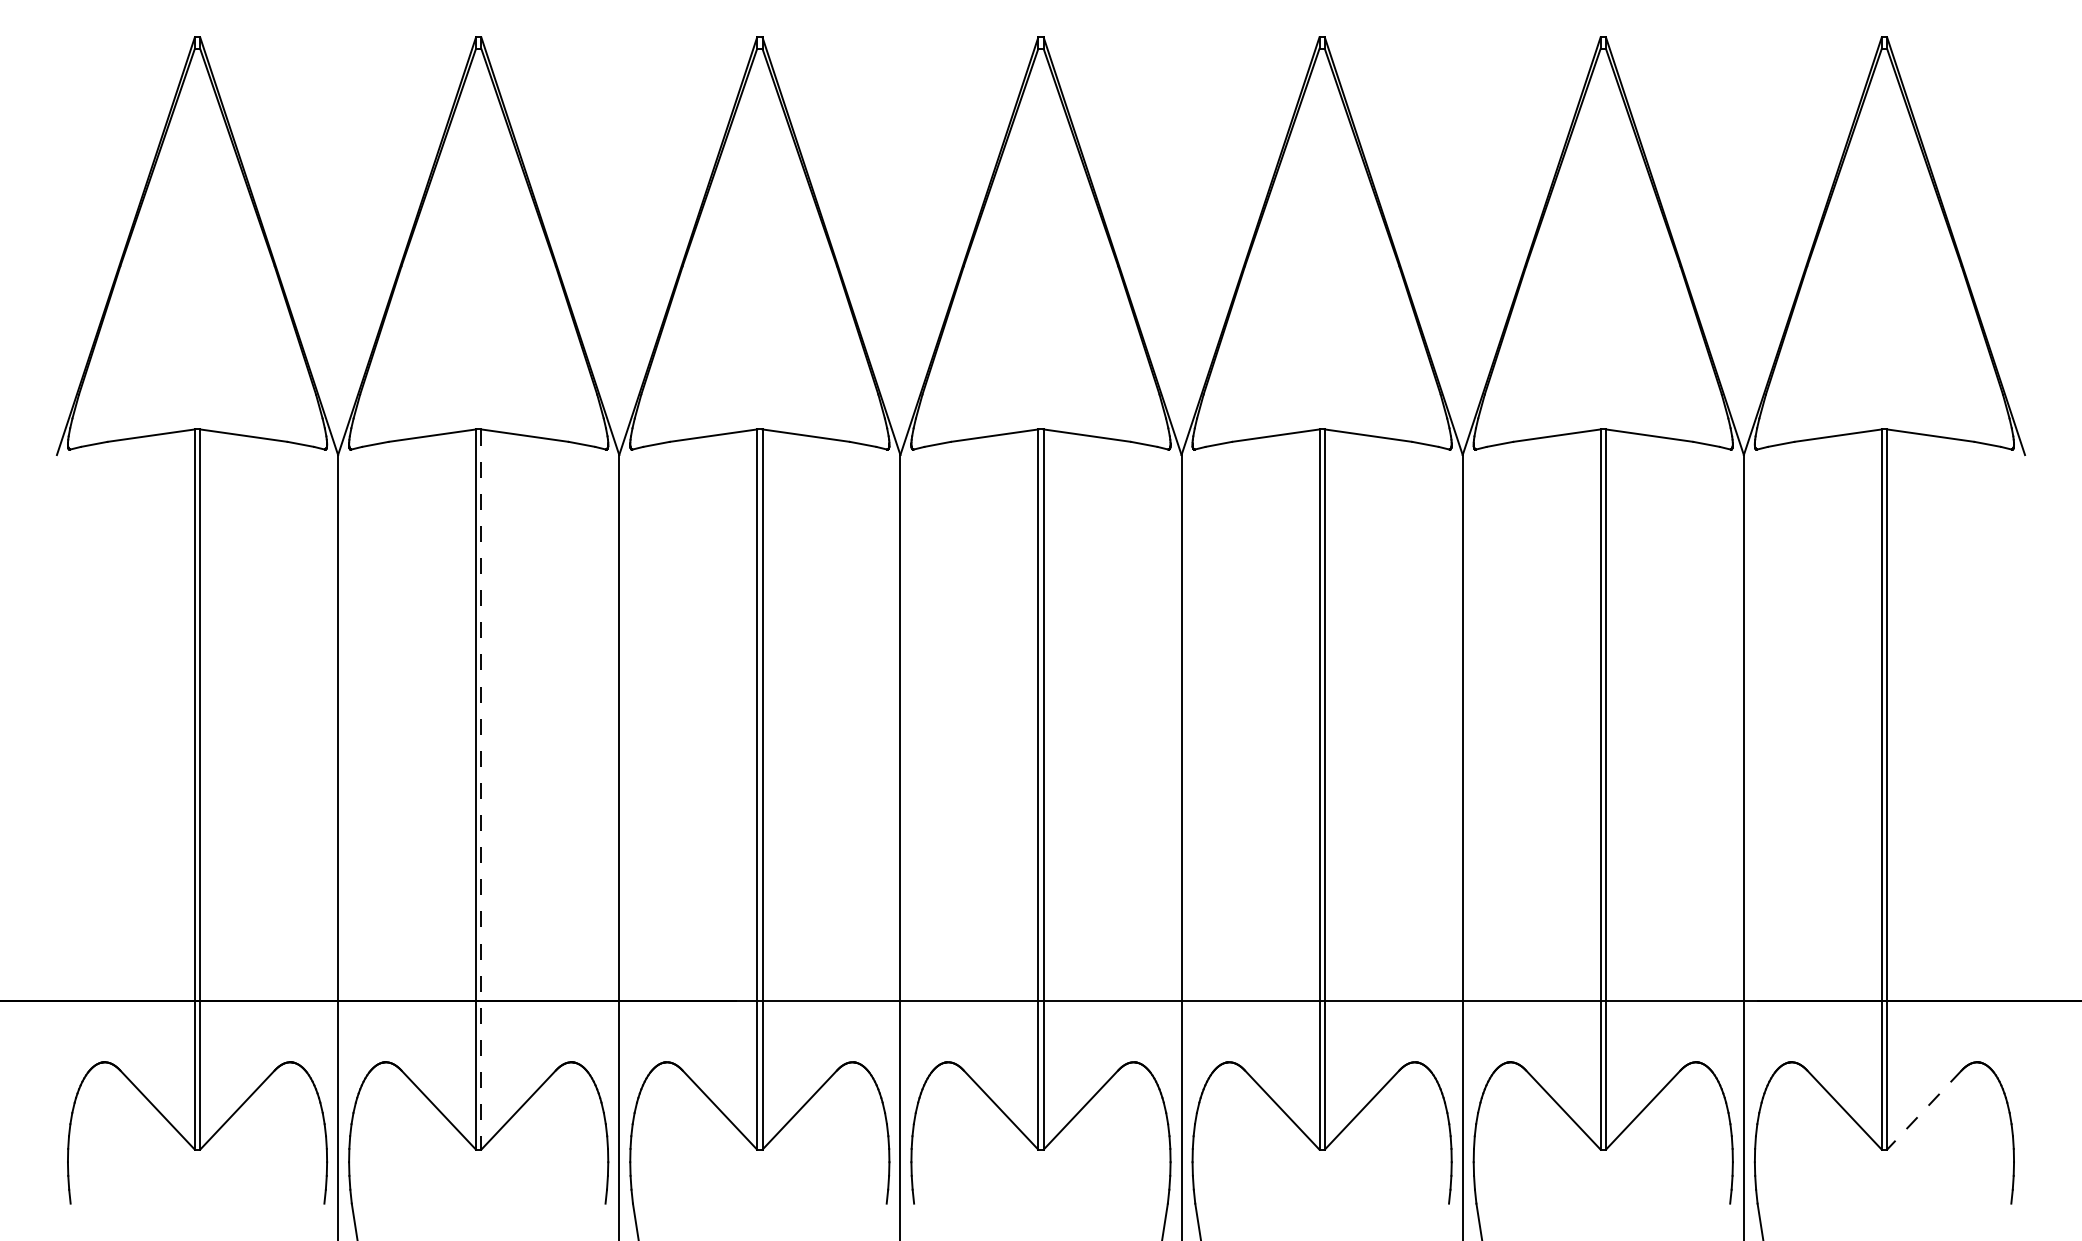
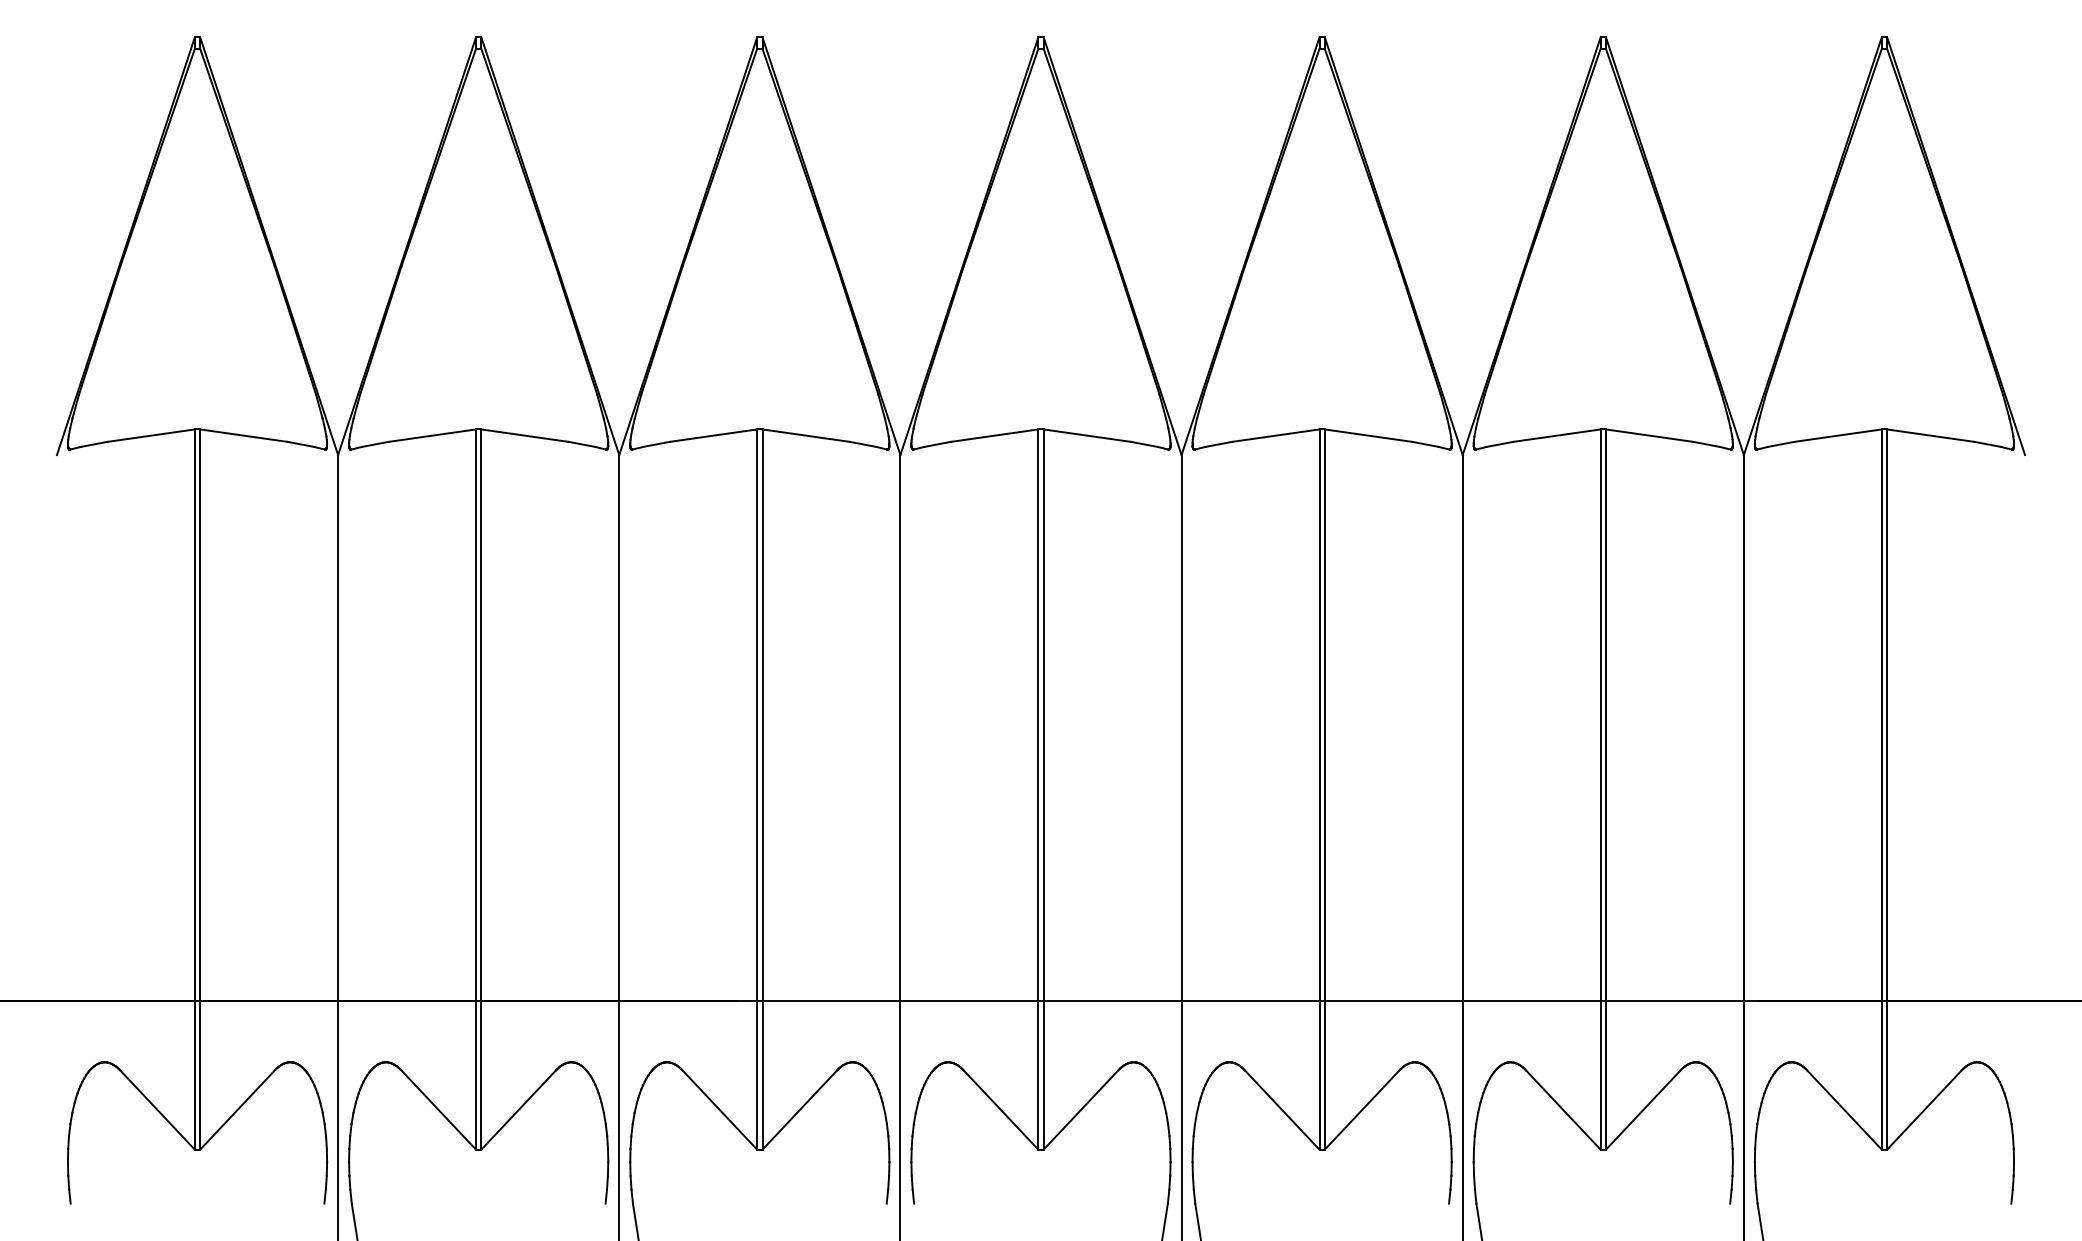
line: dashed -> solid (481, 790)
line: dashed -> solid (1924, 1110)
